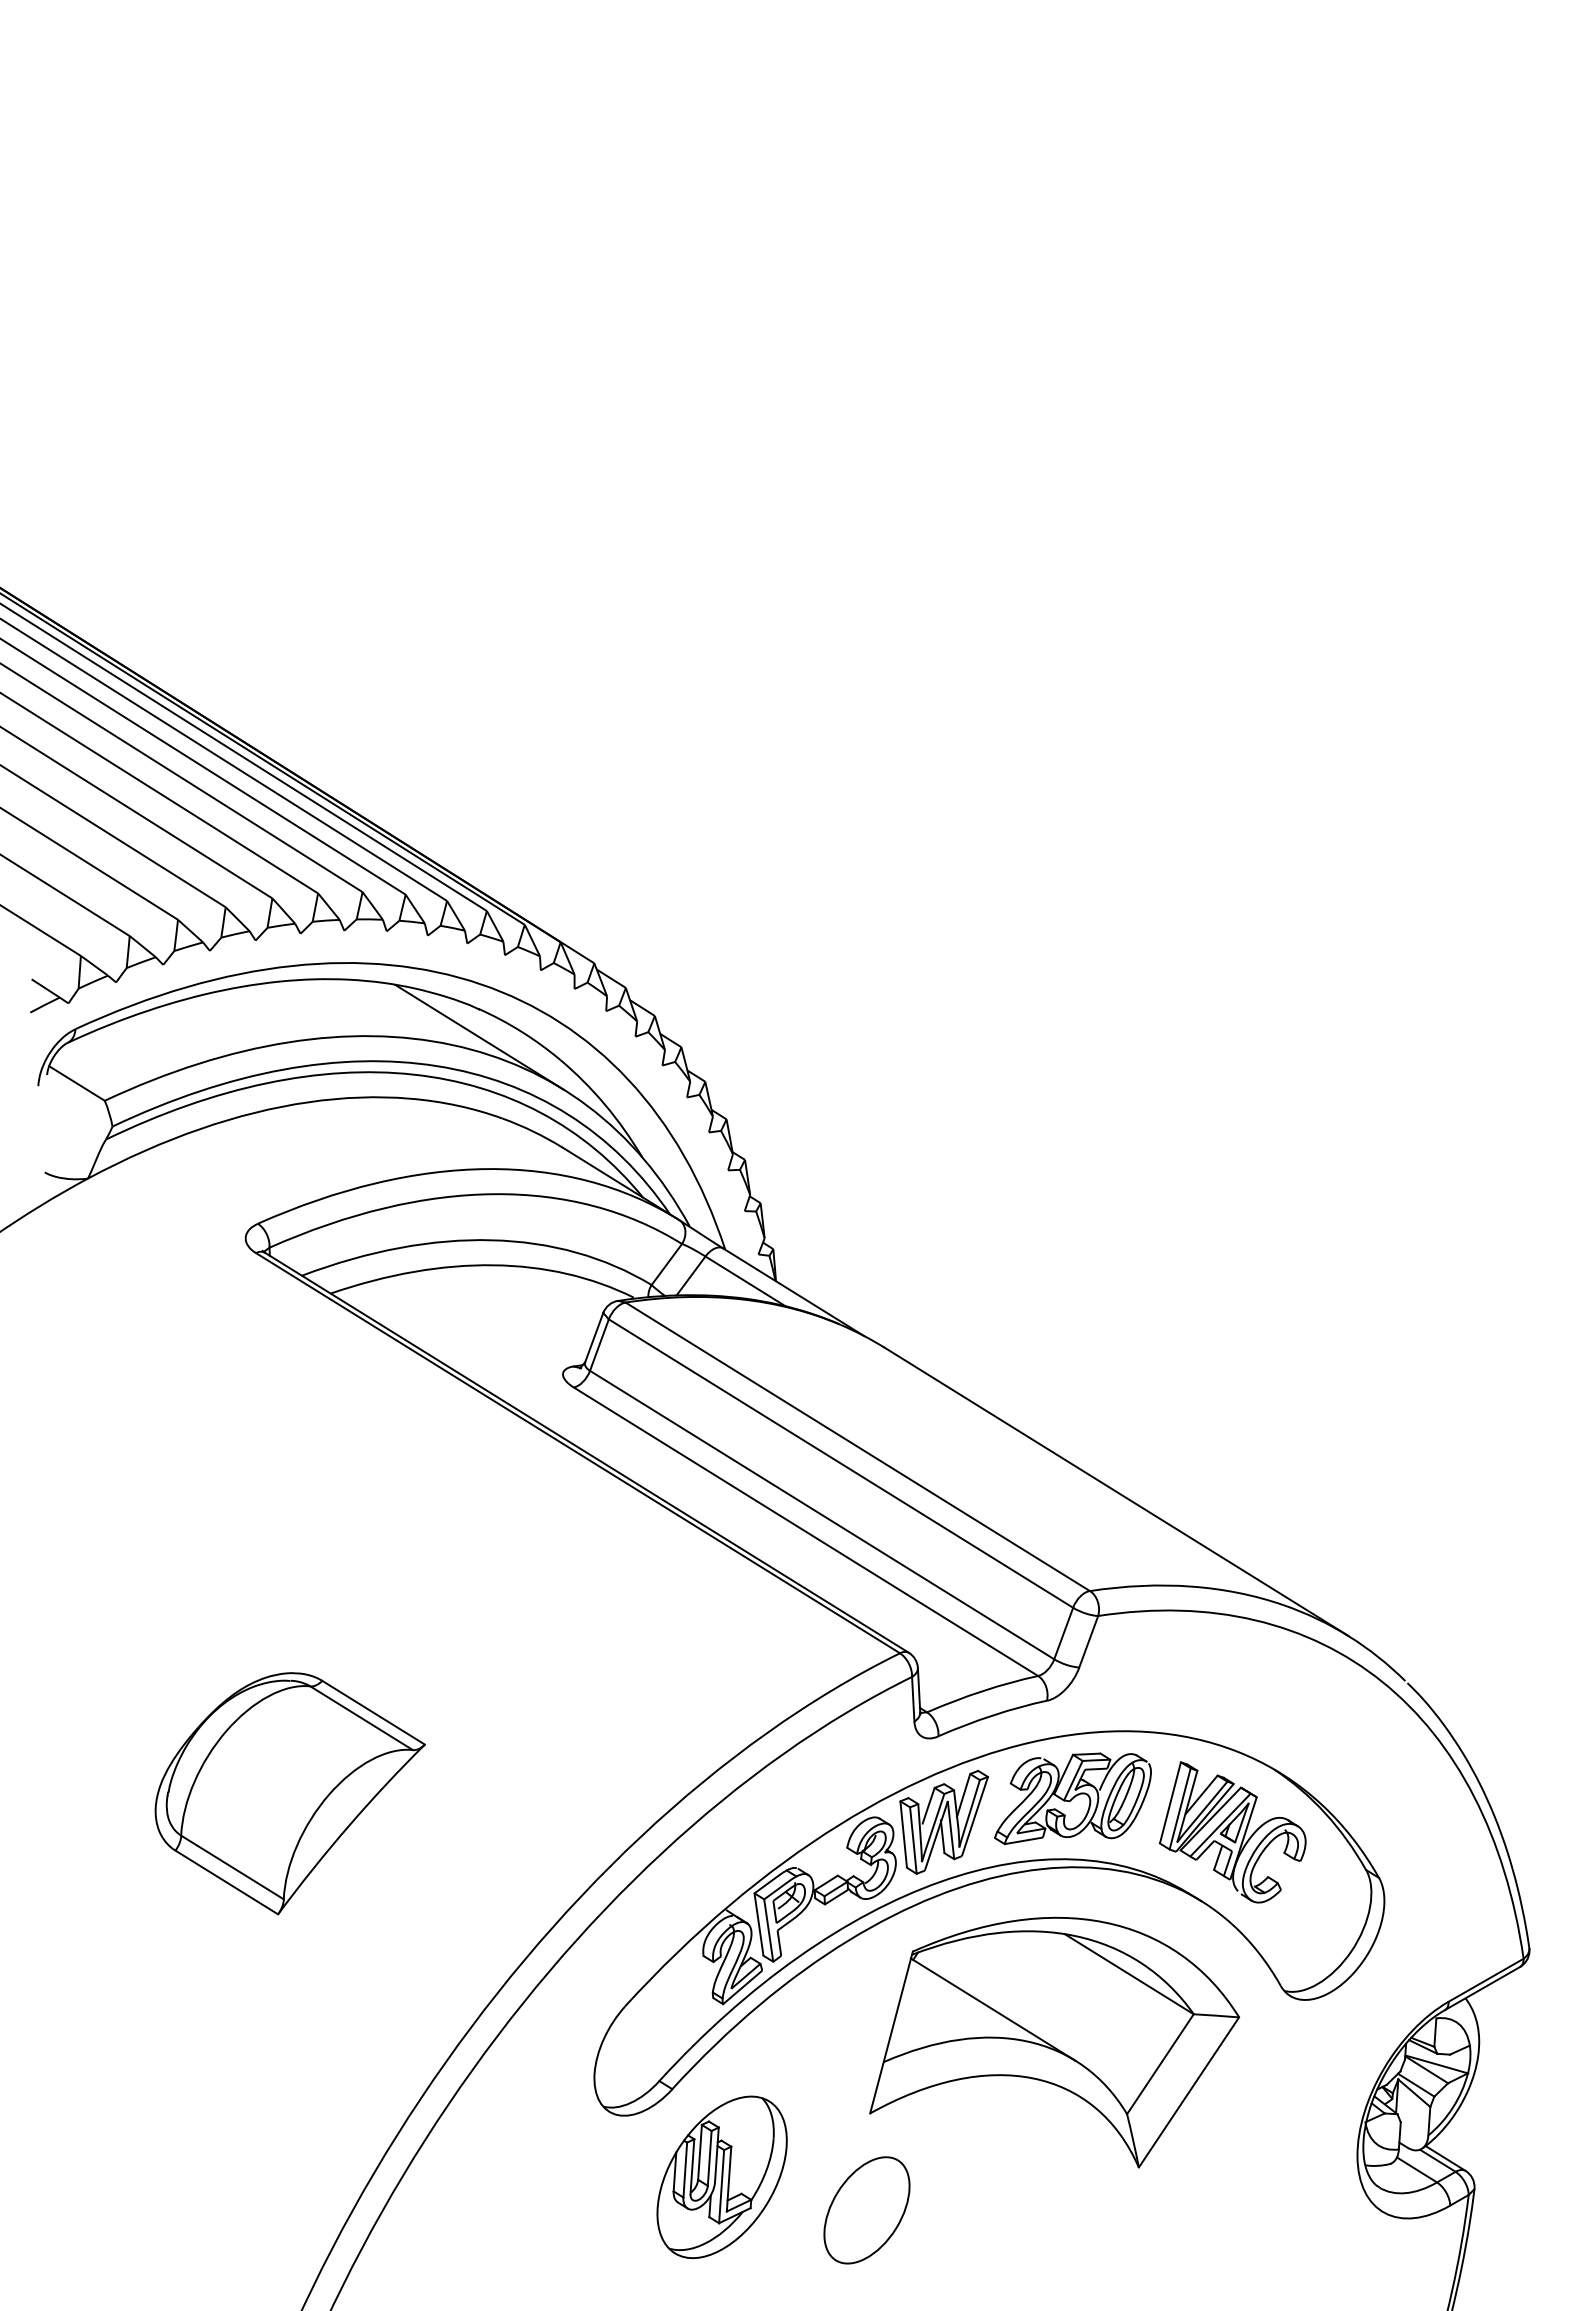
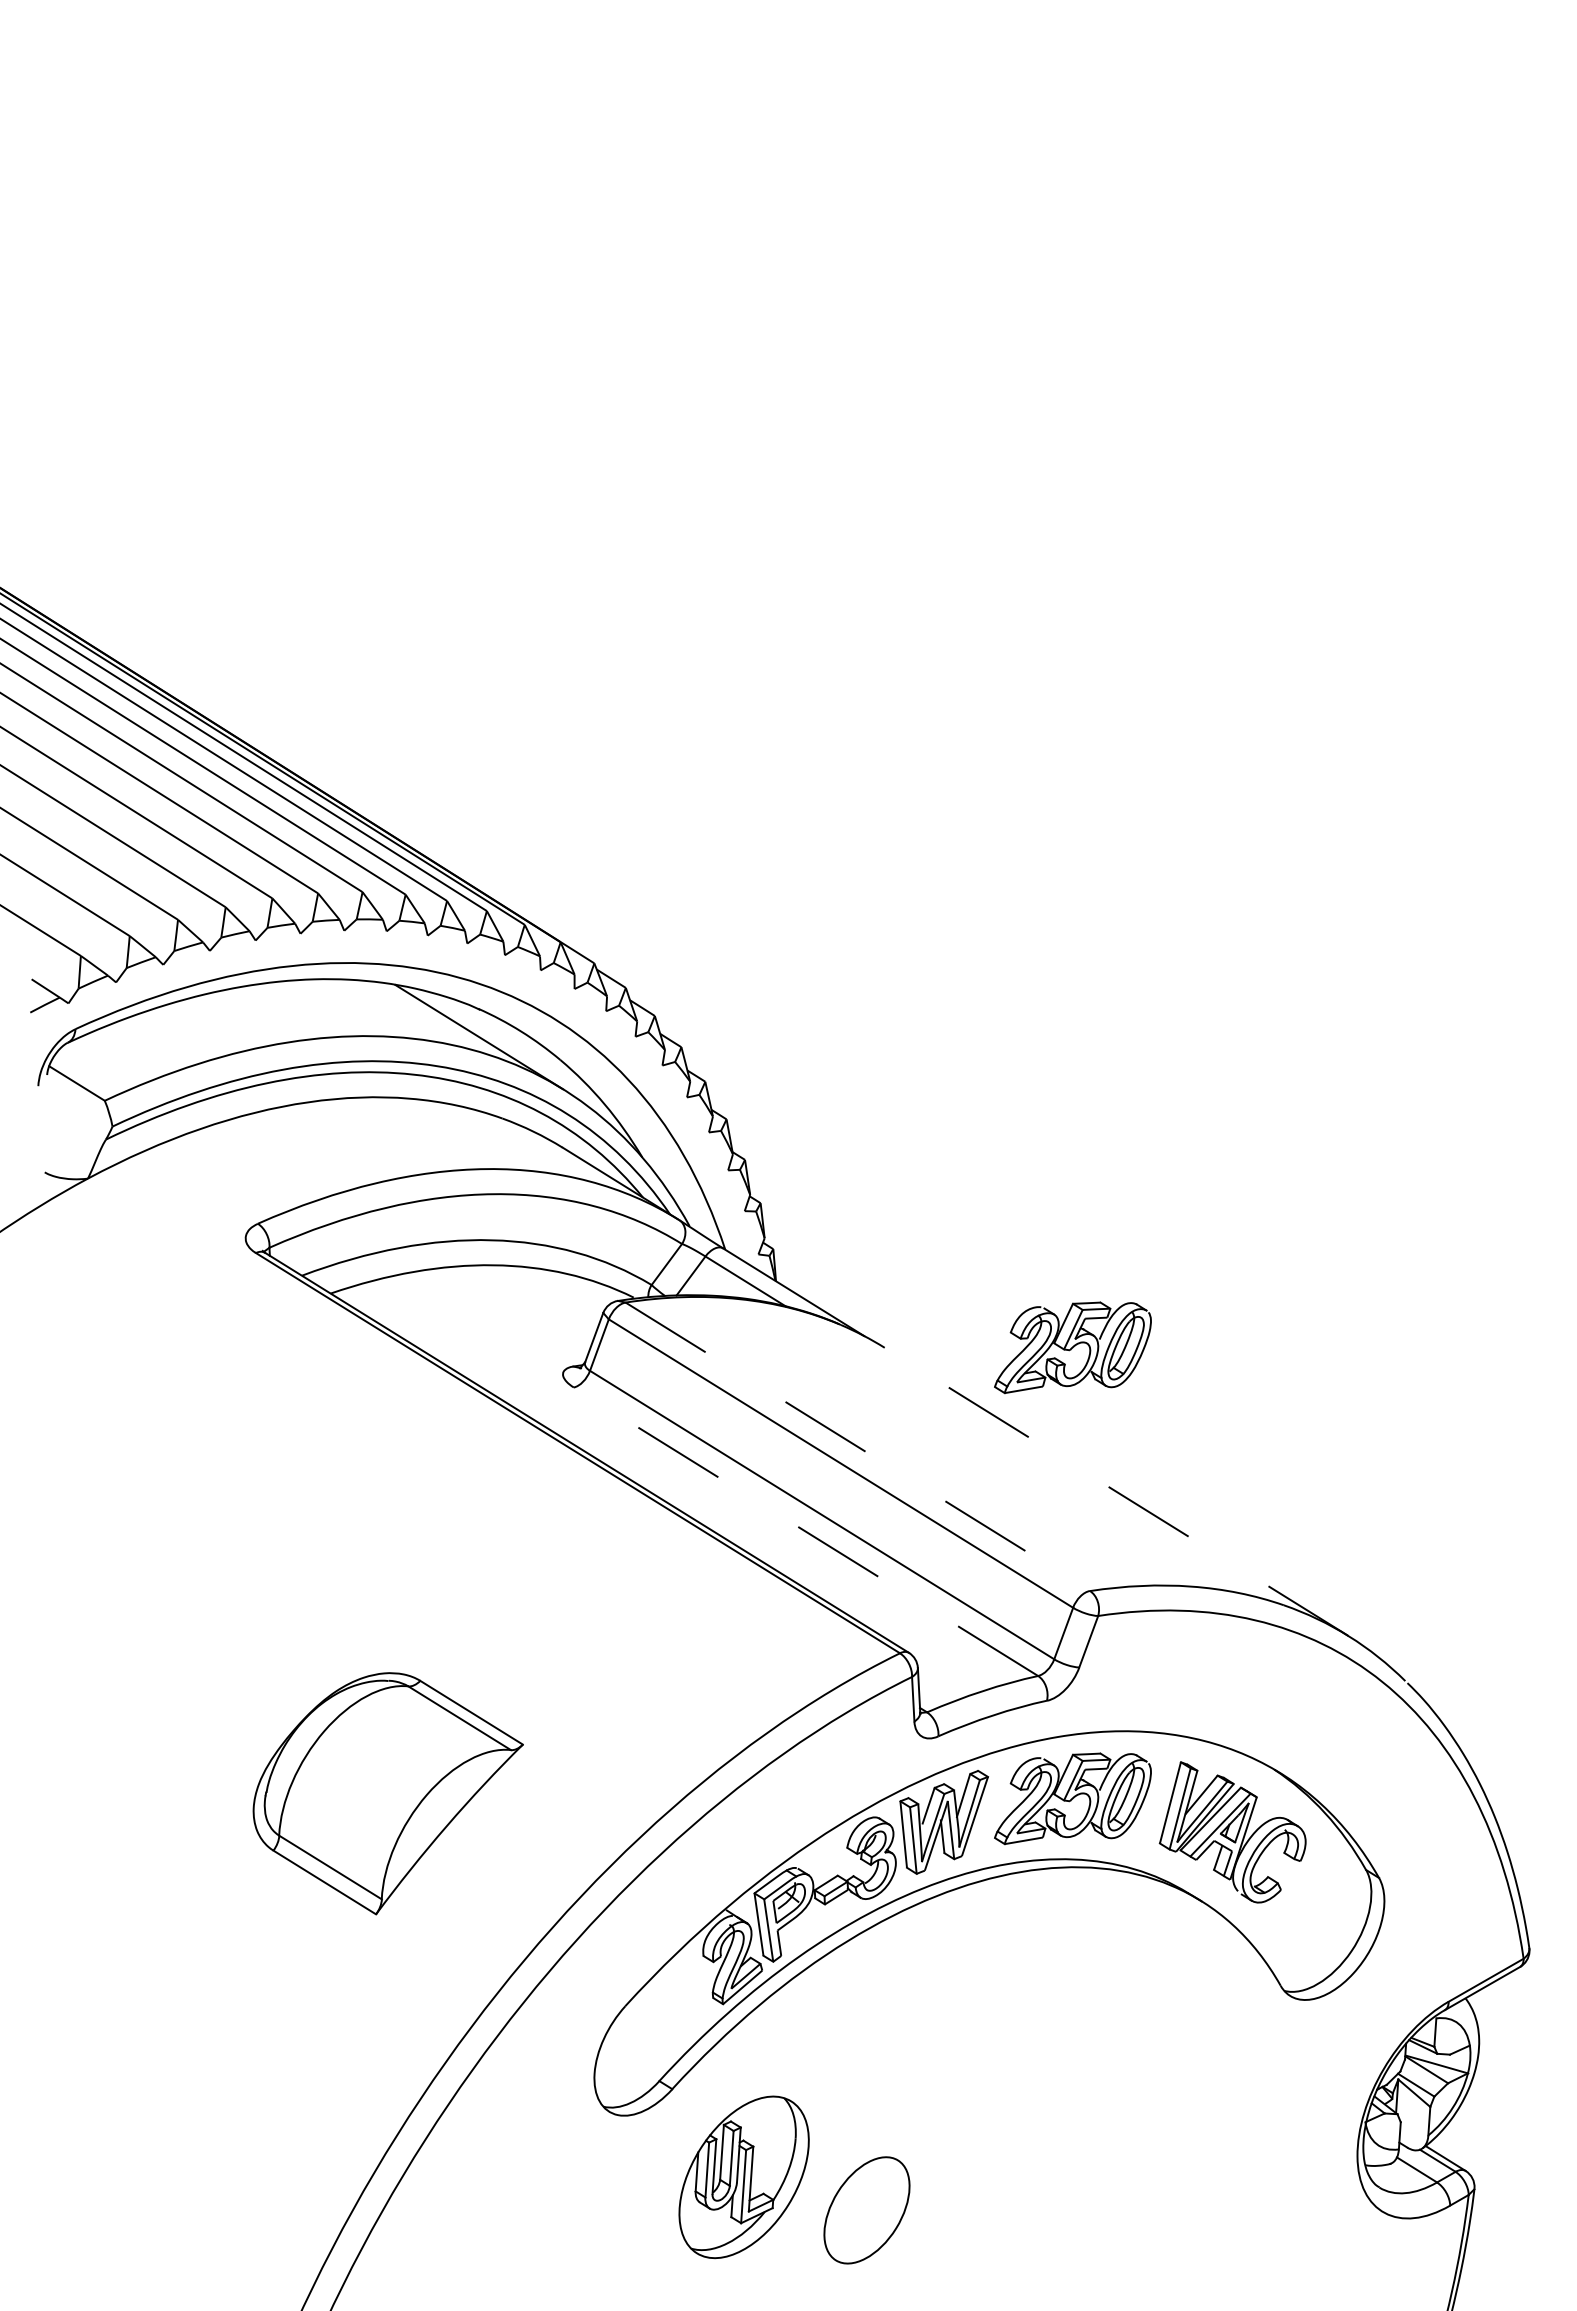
part: none -> present (1072, 1347)
line: solid -> dashed (858, 1447)
line: solid -> dashed (1115, 1491)
line: solid -> dashed (805, 1531)
part position: (289, 1793) -> (387, 1793) (387, 1793)
part: present -> none (1054, 2042)
part position: (721, 2177) -> (743, 2177) (743, 2177)
